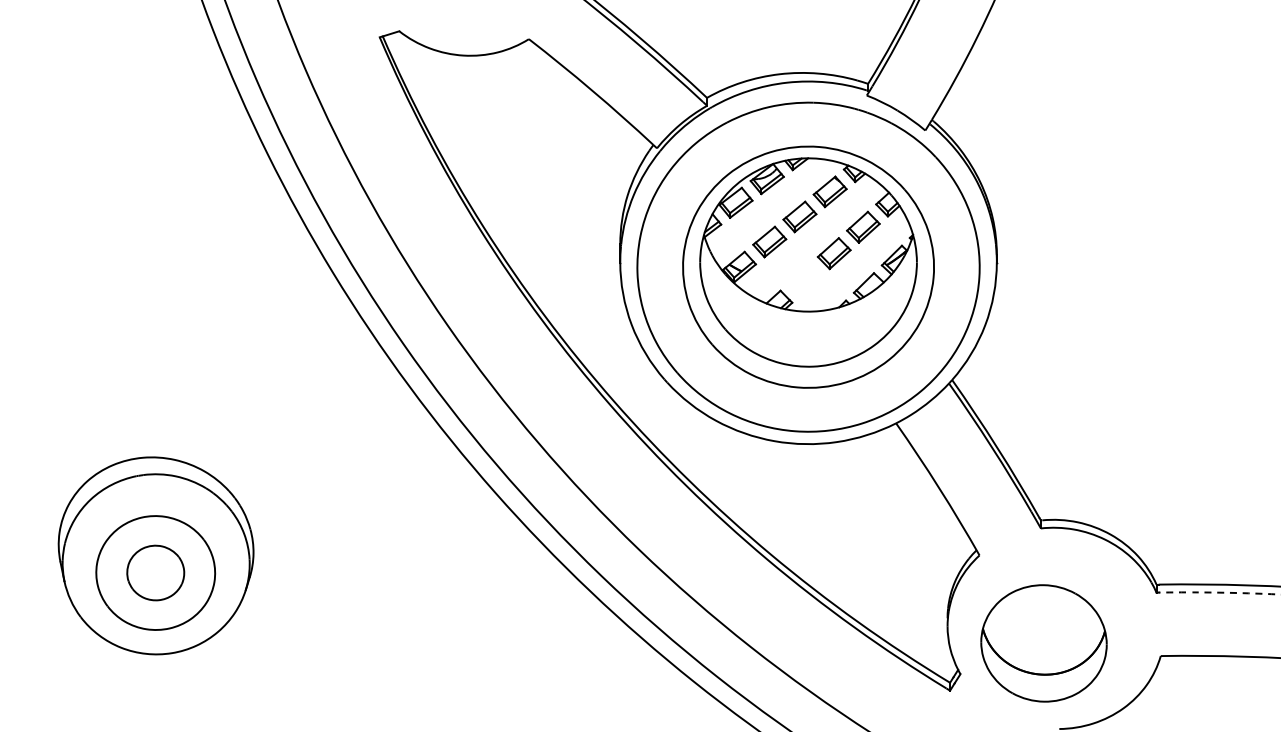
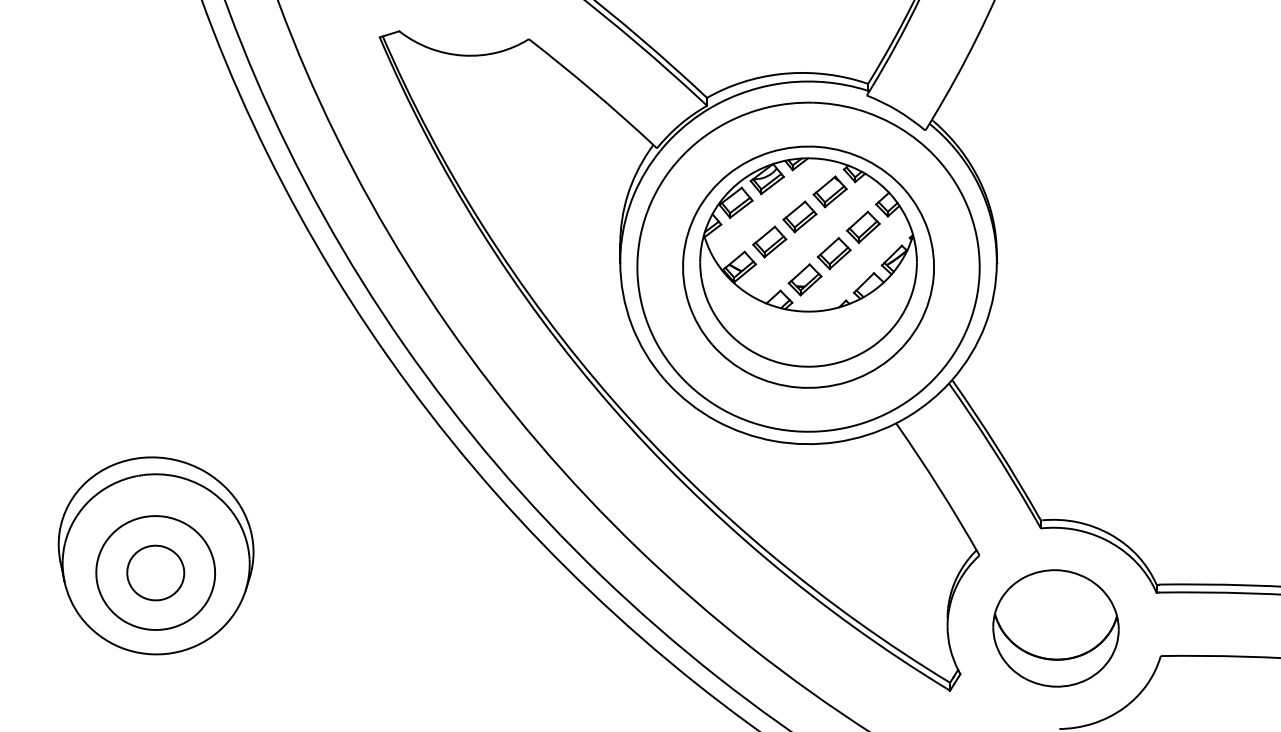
part: none -> present (804, 279)
arc: dashed -> solid (1219, 592)
part position: (1043, 643) -> (1055, 628) (1055, 628)
